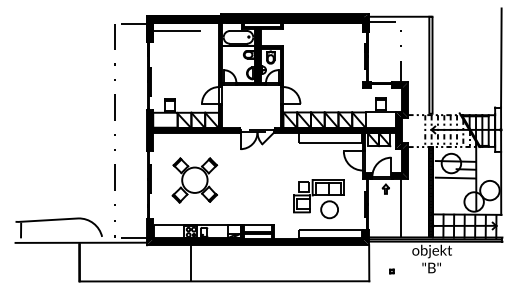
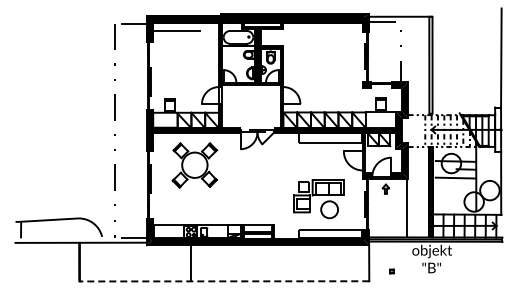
part position: (194, 180) -> (194, 165) (194, 165)
line position: (400, 208) -> (406, 208) (406, 208)
line: solid -> dashed (224, 281)
